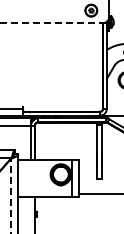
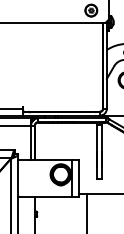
line: dashed -> solid (52, 22)
line: dashed -> solid (11, 195)
line: none -> present (87, 211)
